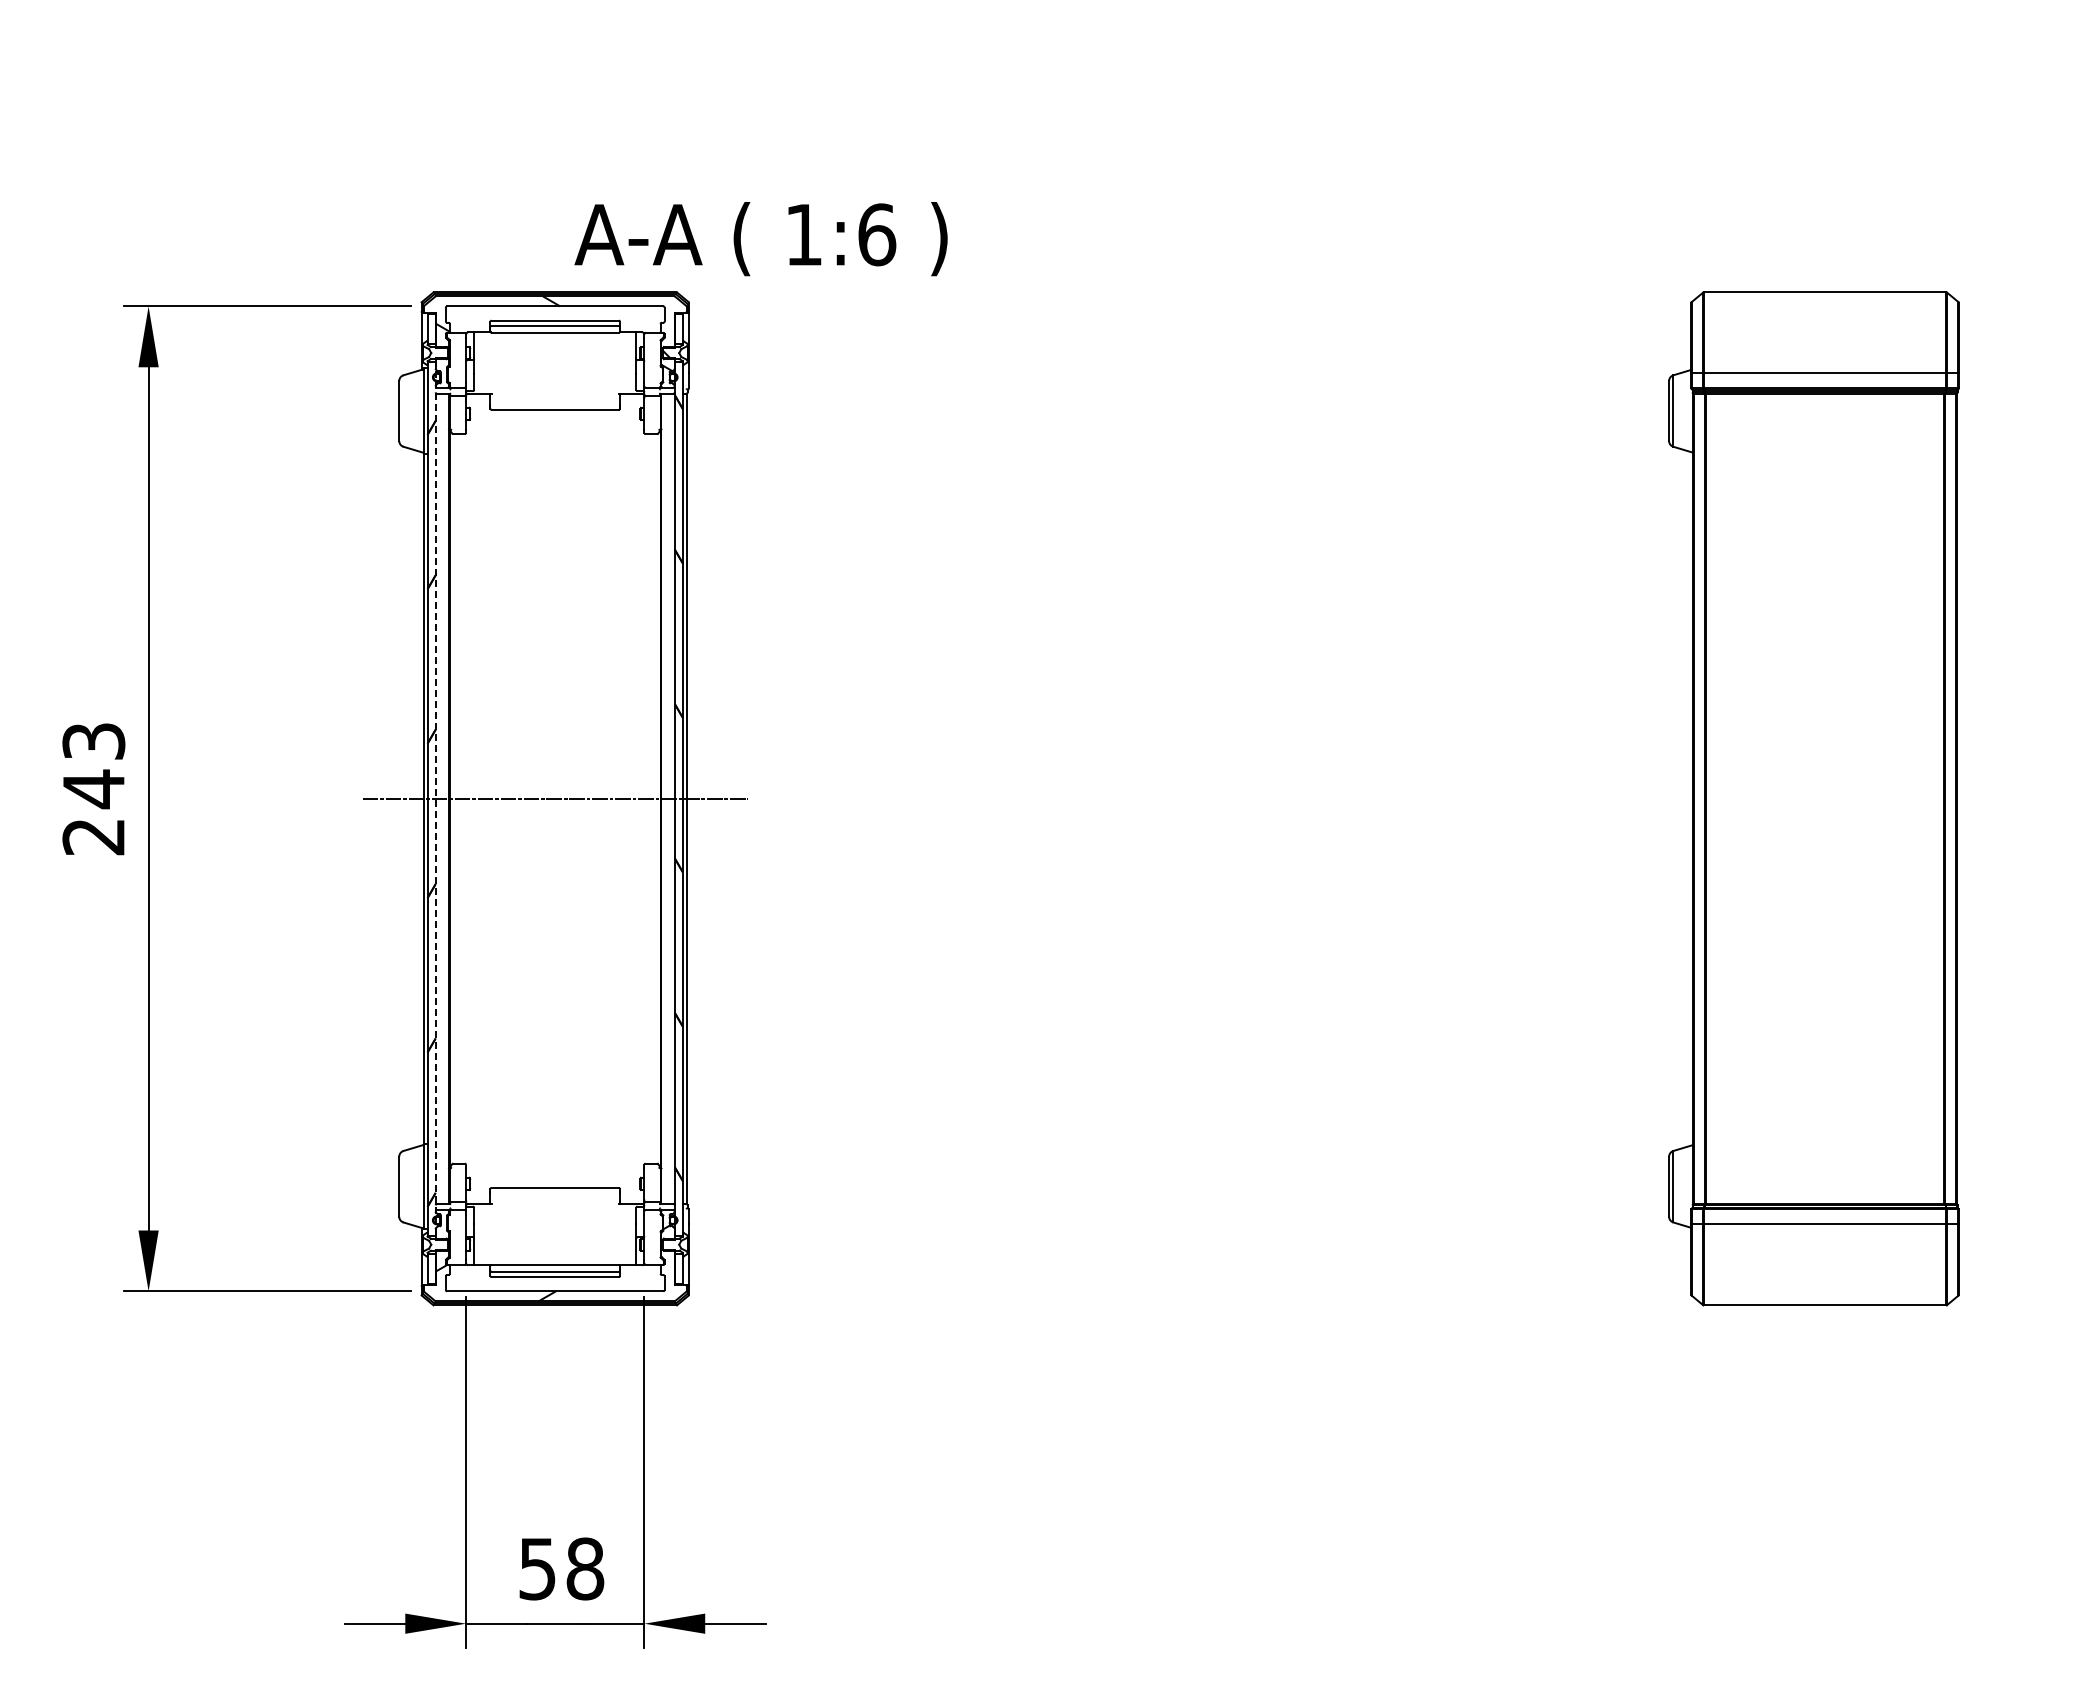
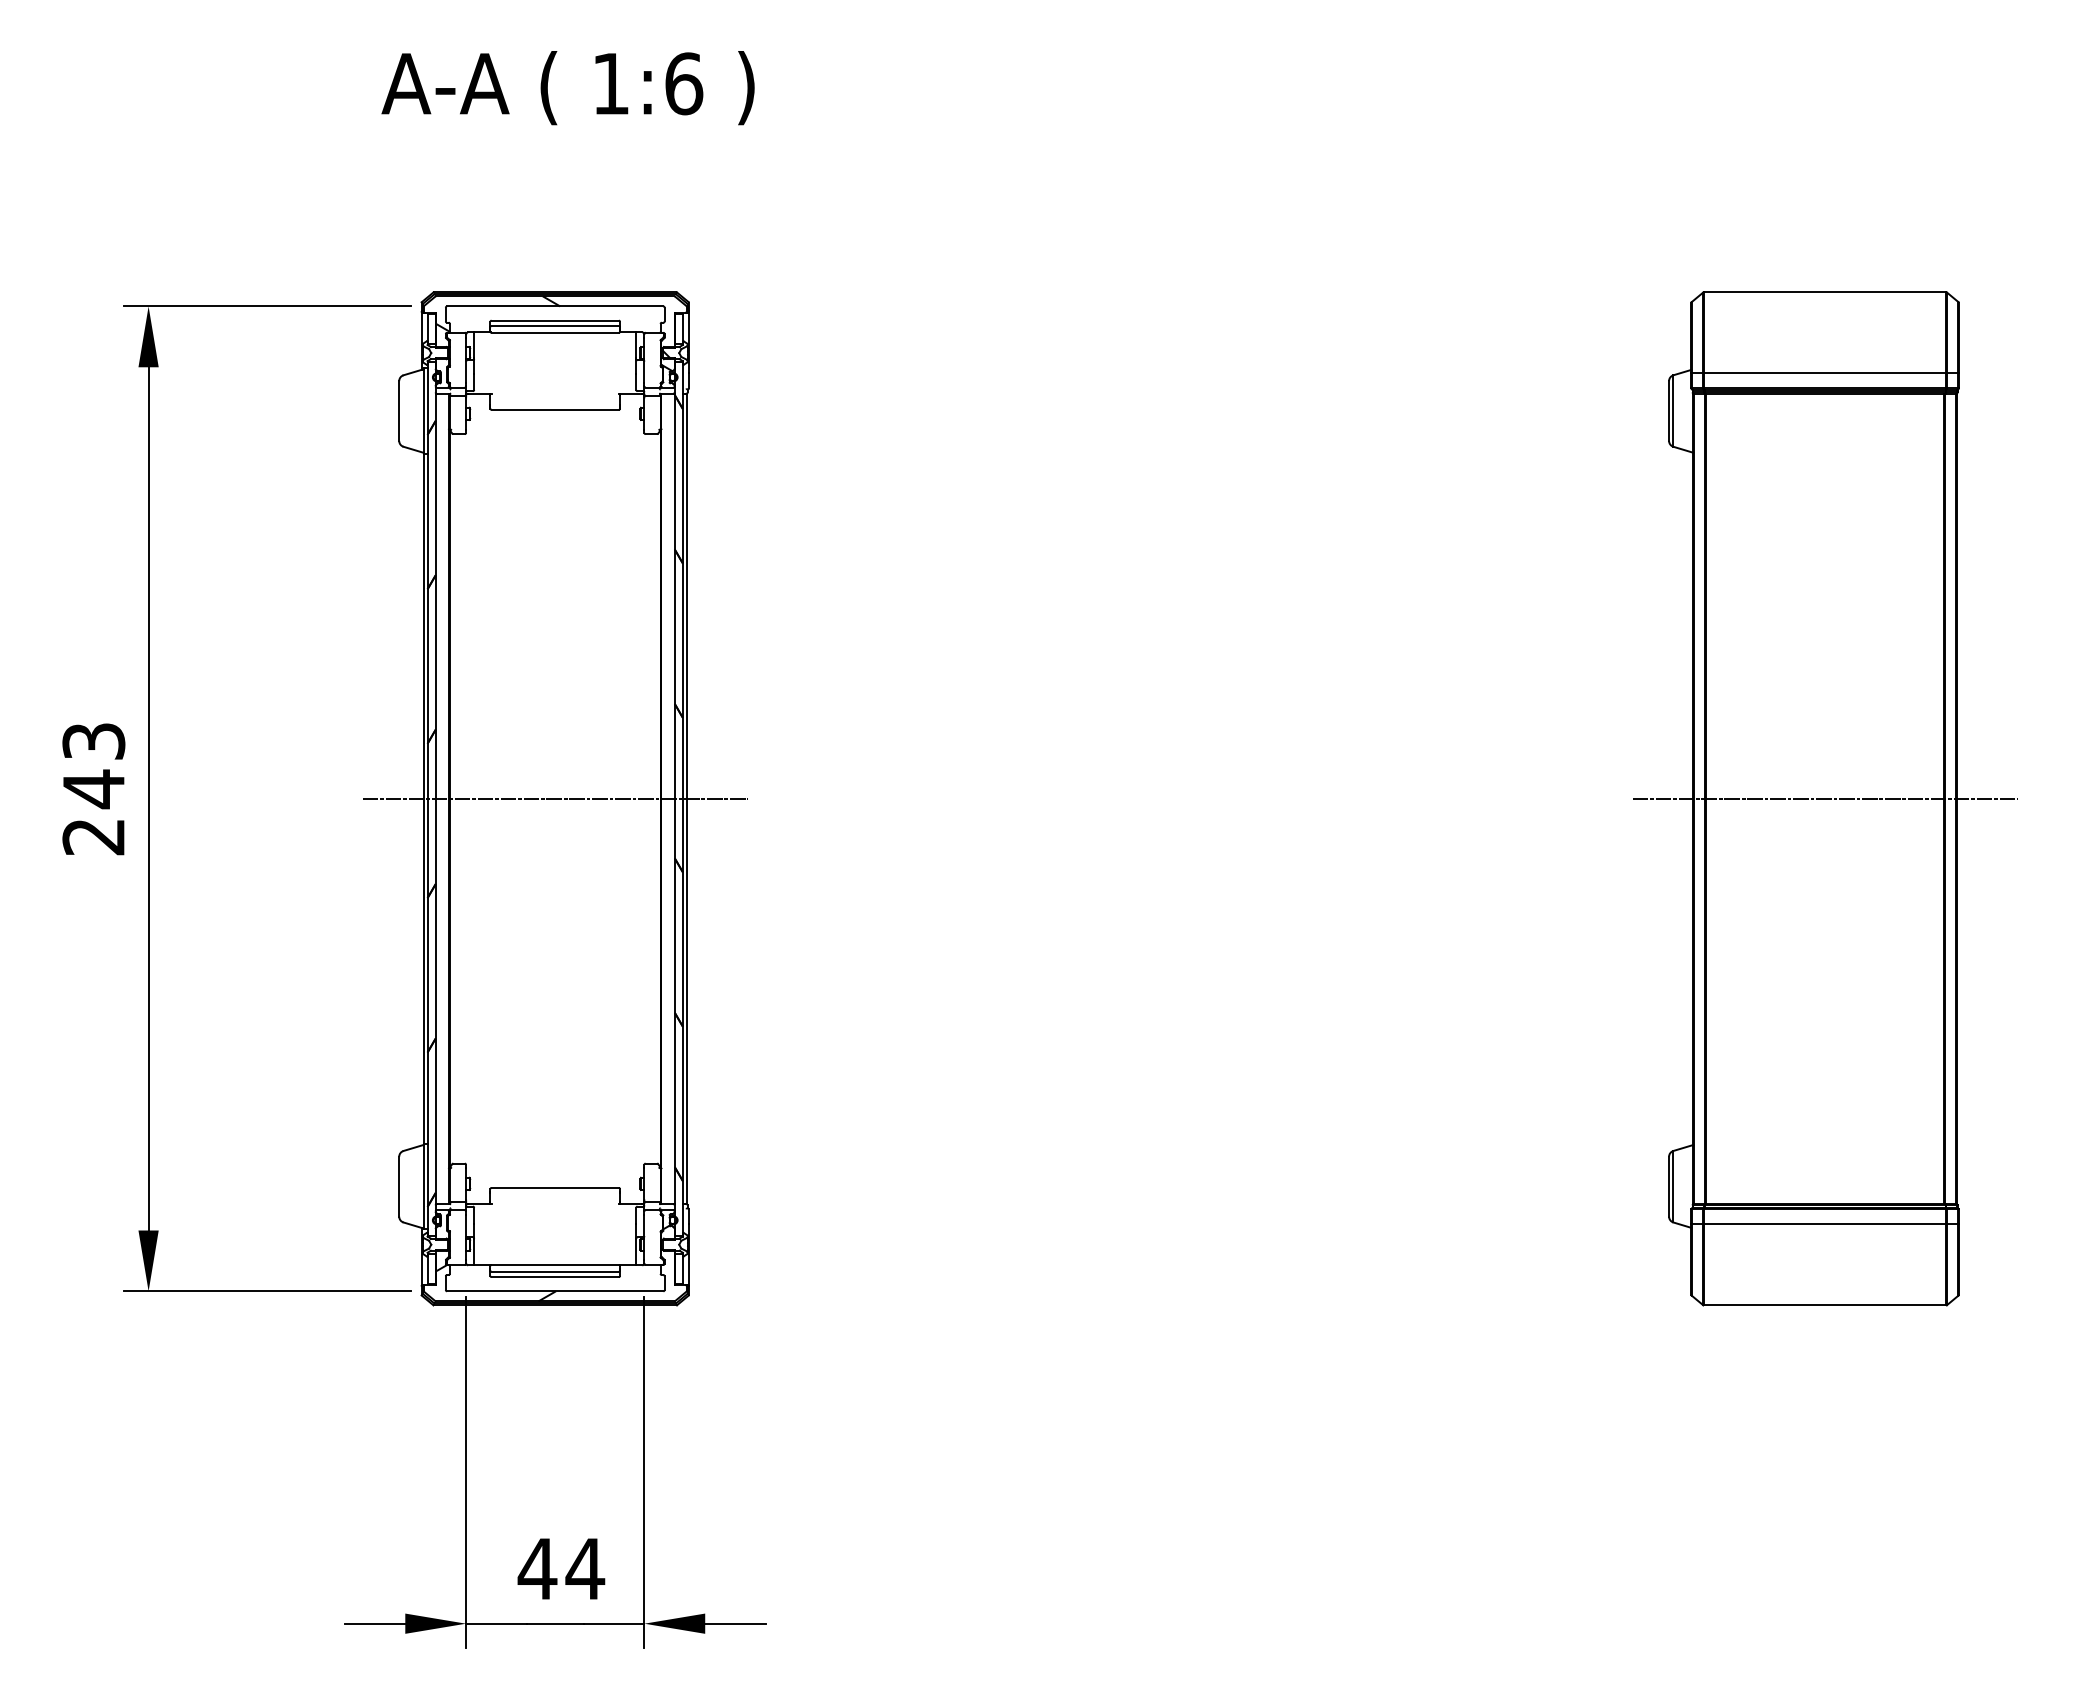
text position: (760, 239) -> (567, 88) (567, 88)
line: dashed -> solid (435, 798)
line: none -> present (1824, 798)
text: 58 -> 44 (561, 1568)
